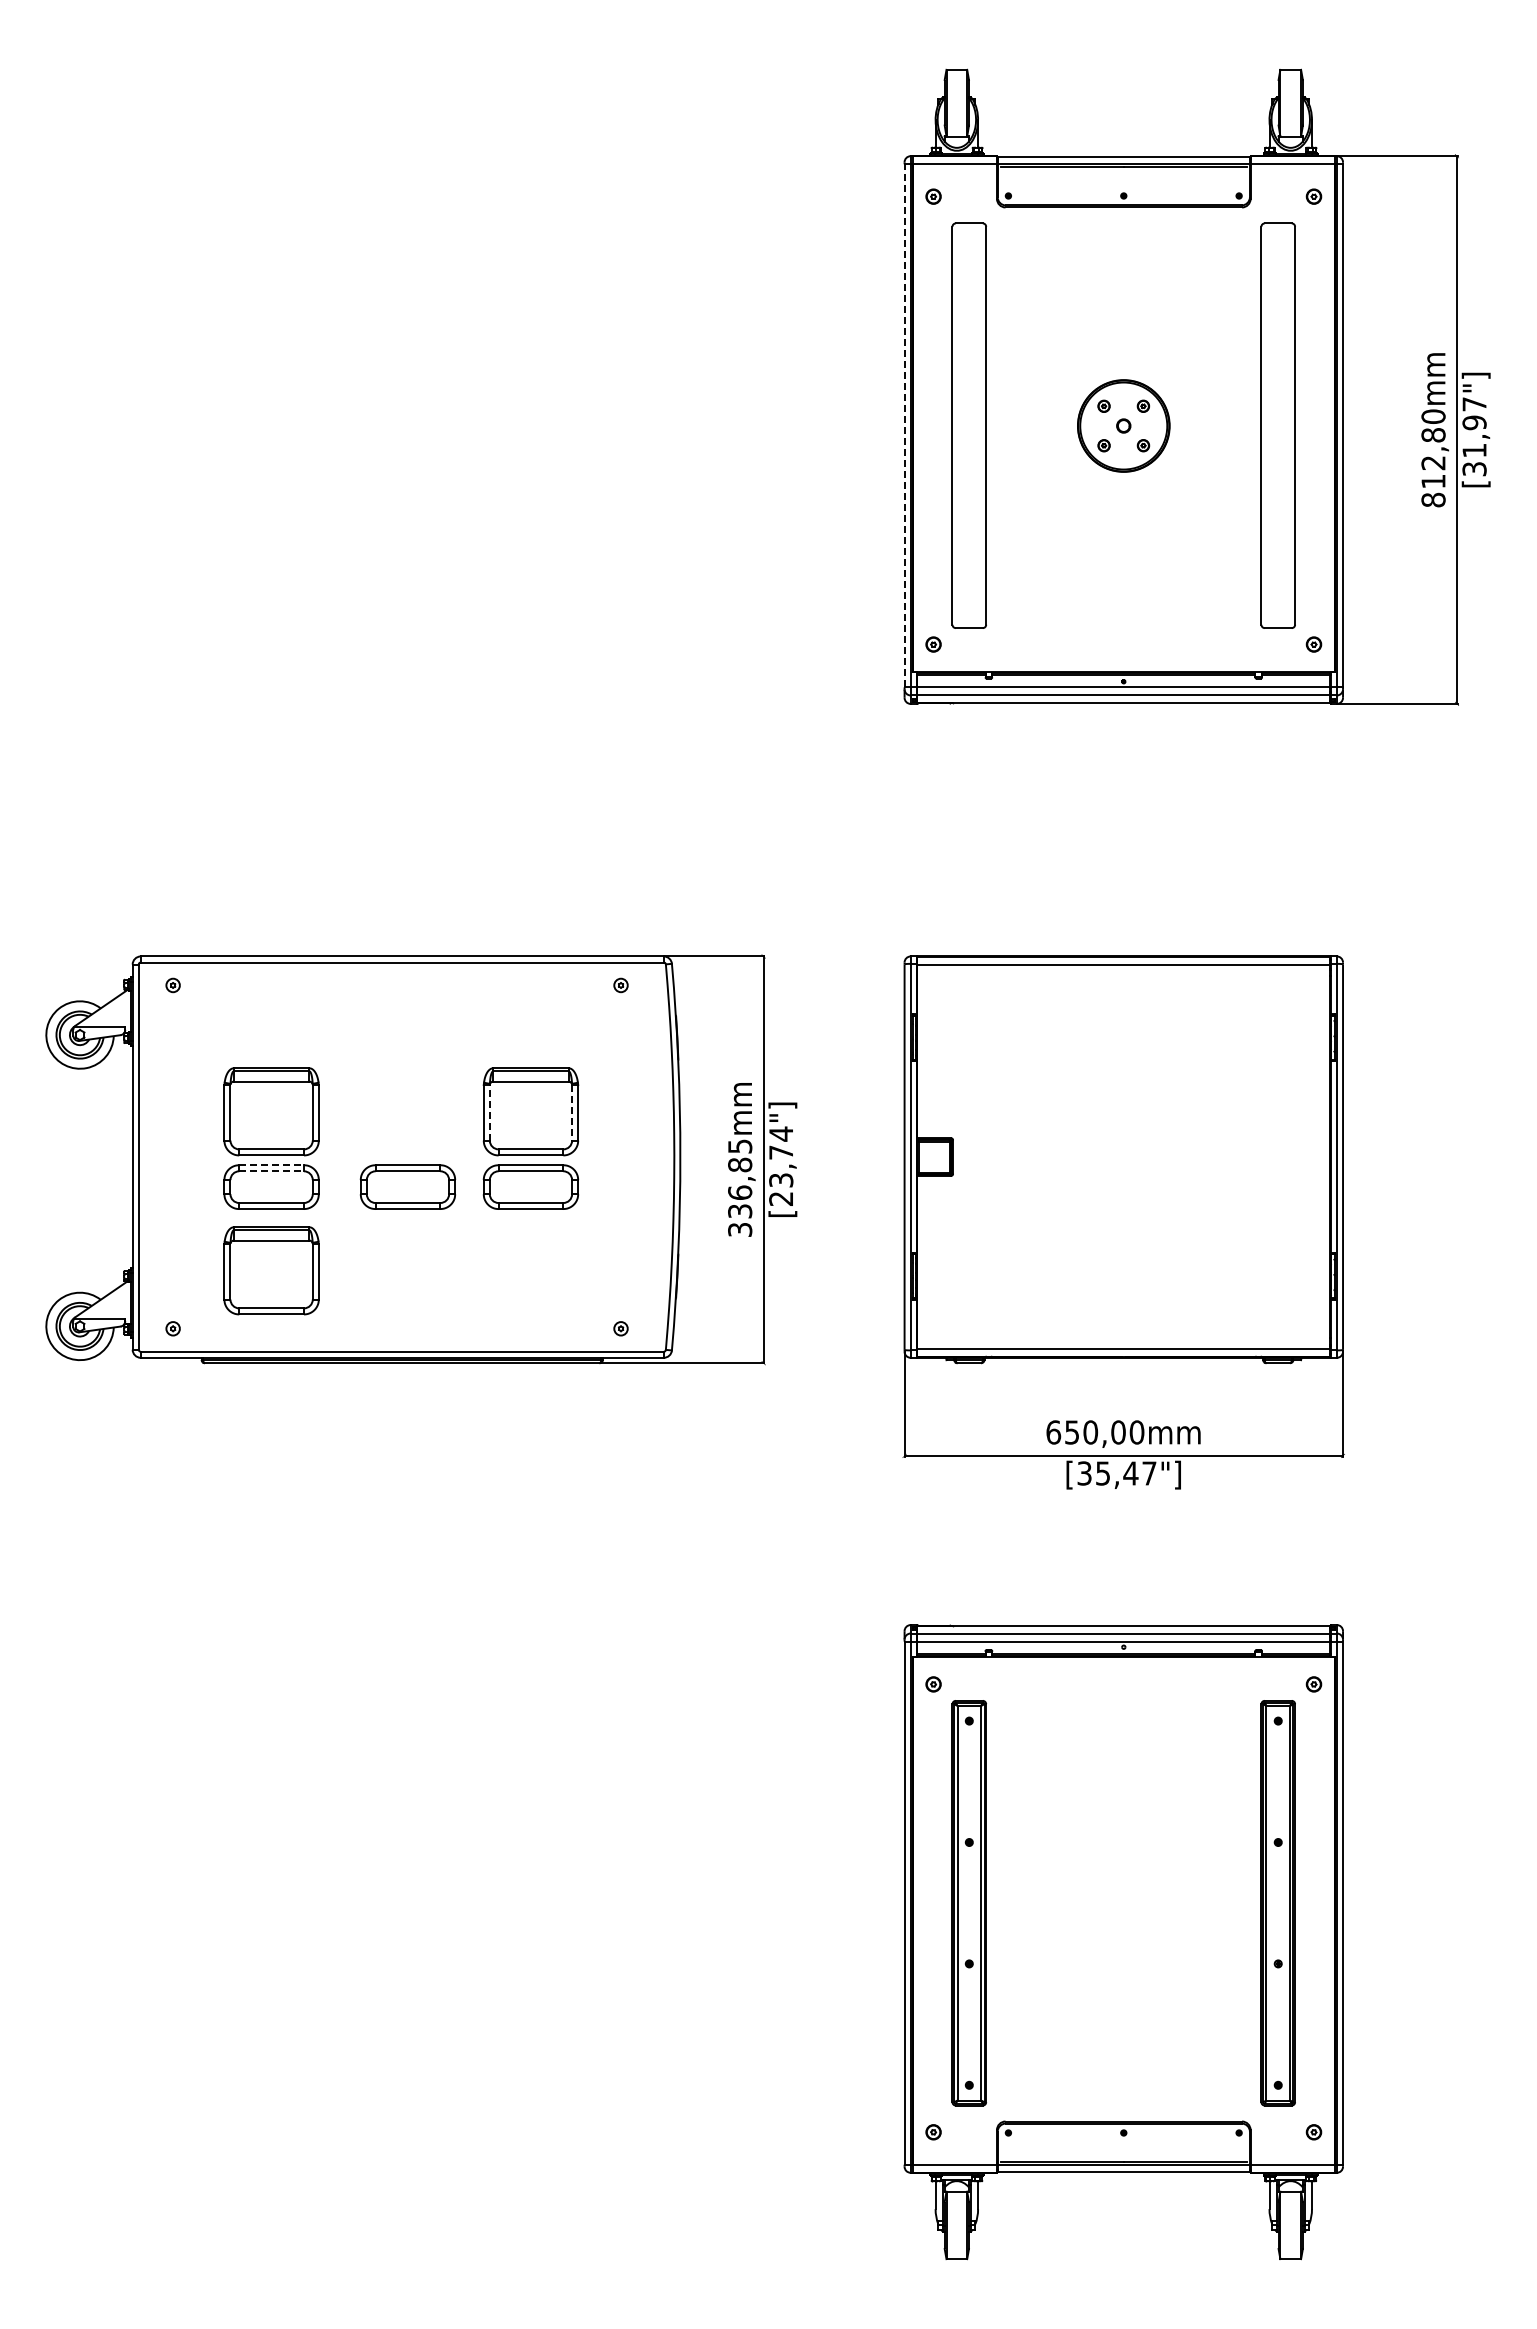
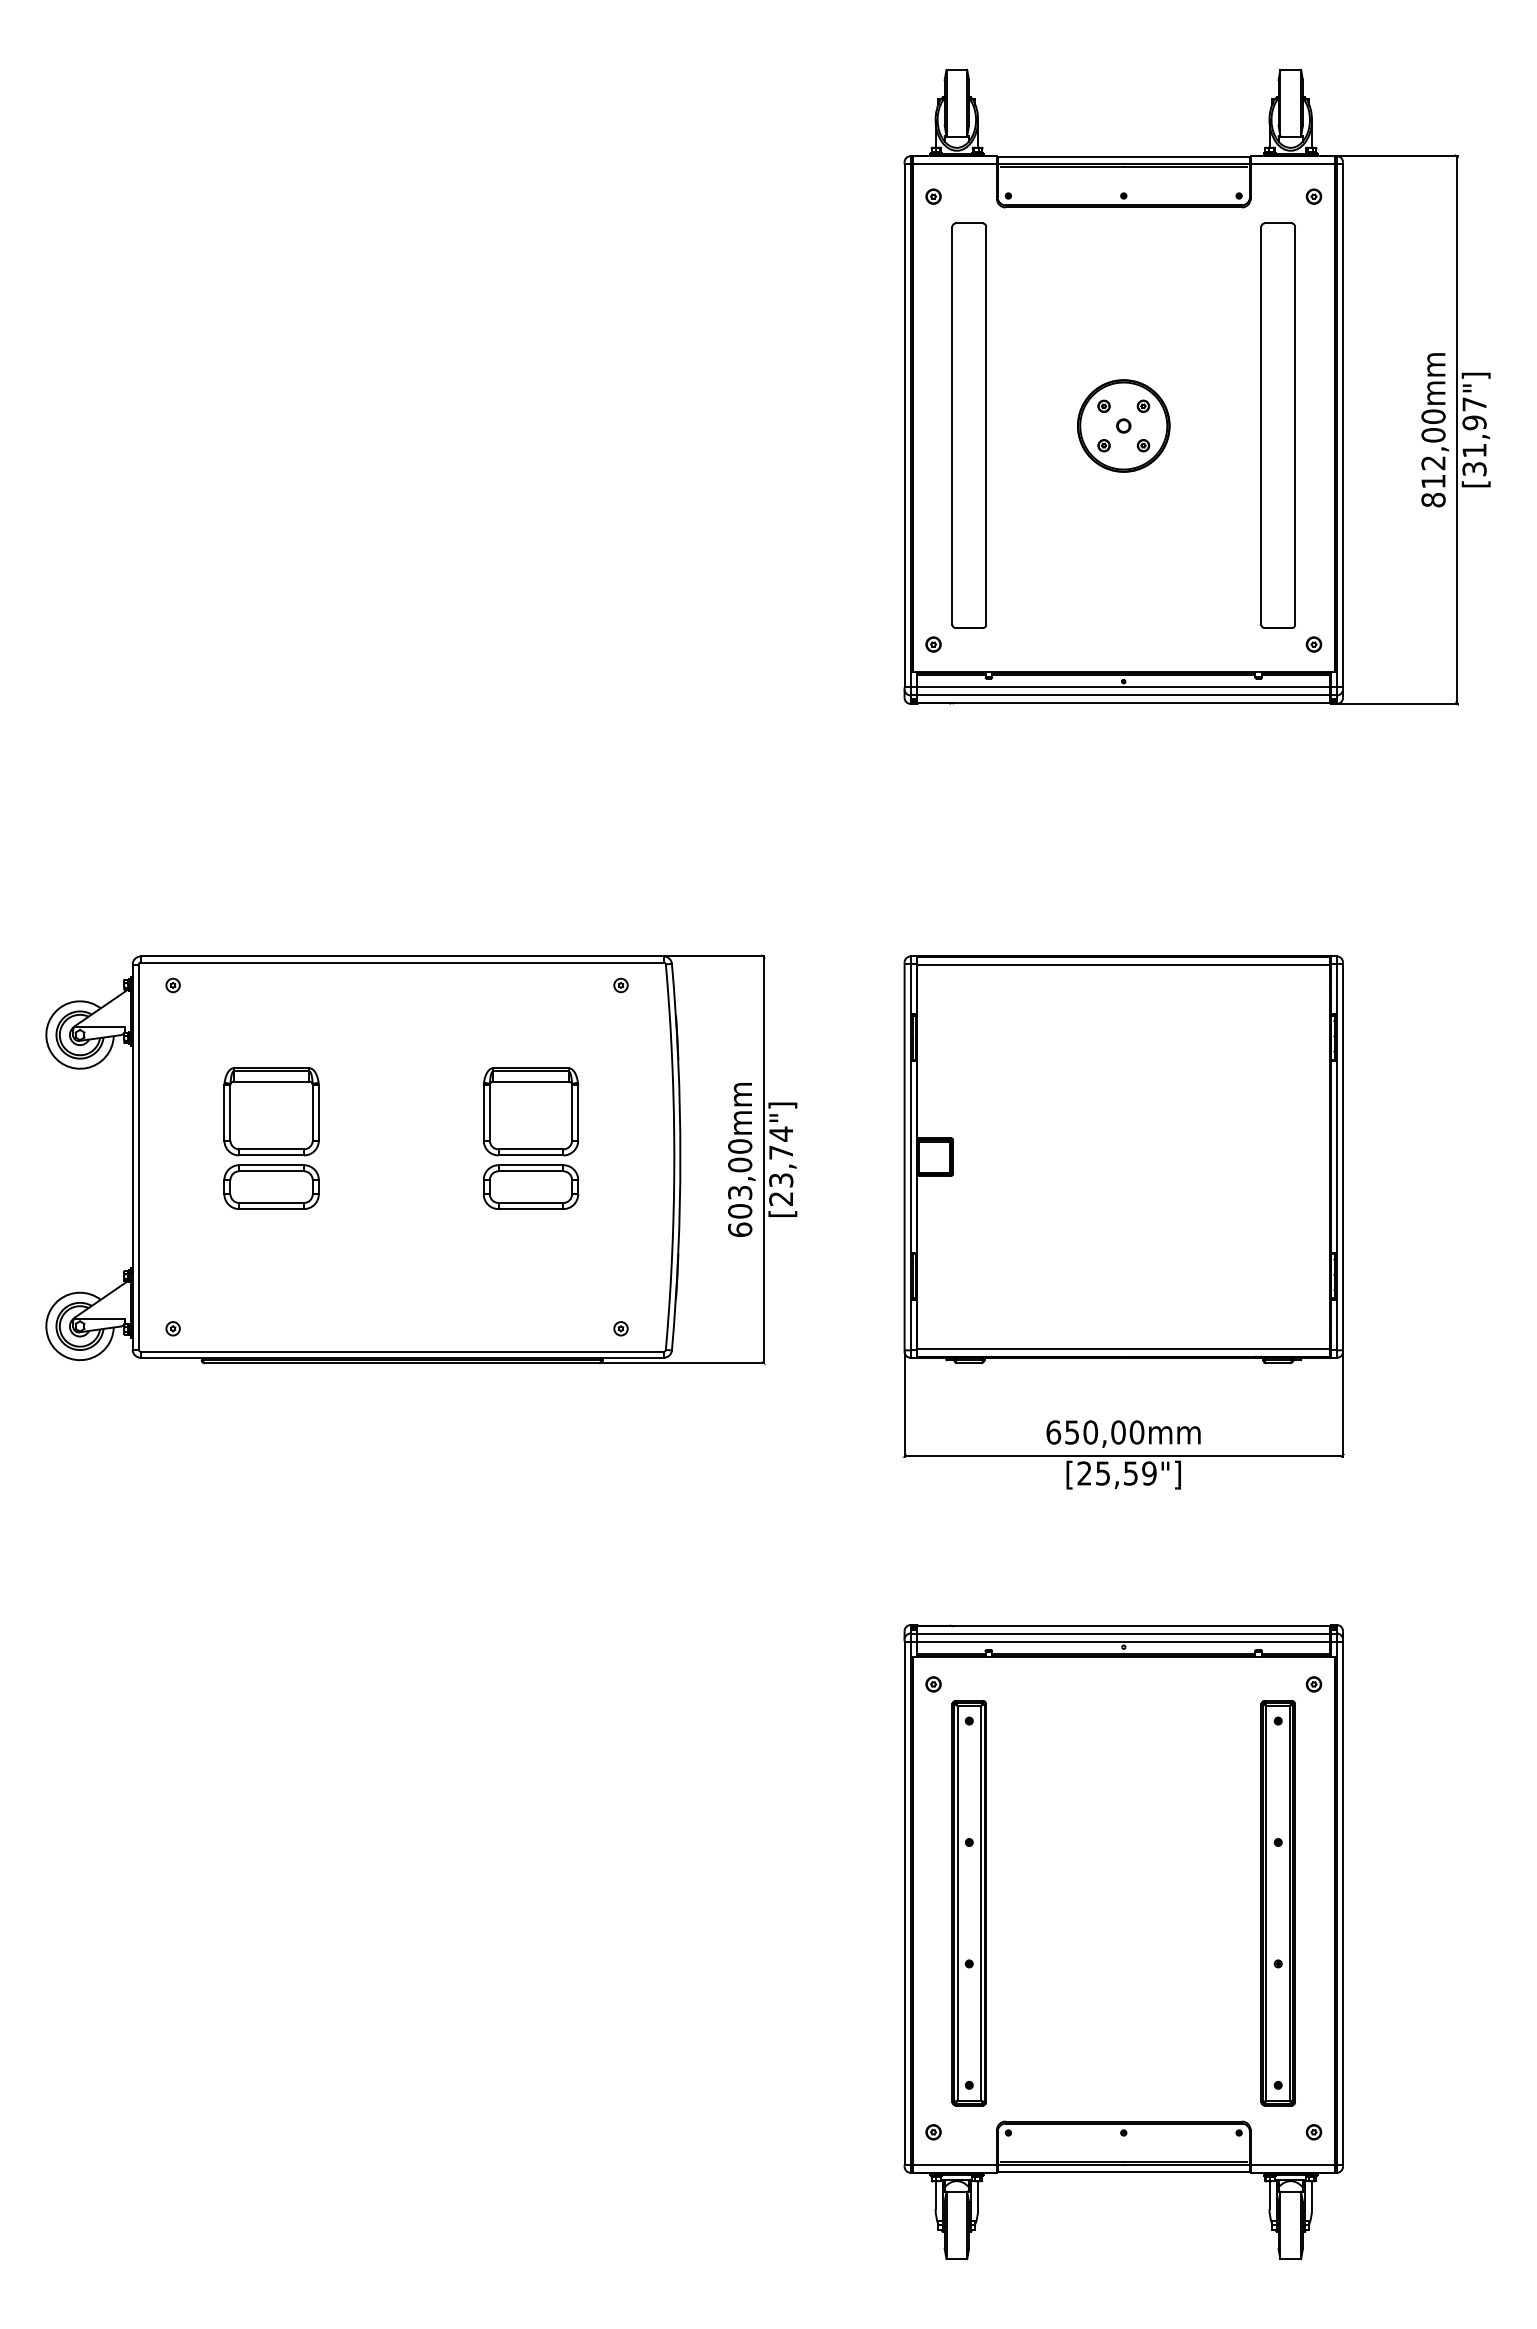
line: dashed -> solid (904, 425)
text: 812,80mm -> 812,00mm (1433, 435)
line: dashed -> solid (489, 1112)
line: dashed -> solid (572, 1112)
line: dashed -> solid (272, 1165)
line: dashed -> solid (272, 1171)
part: present -> none (407, 1186)
text: 336,85mm -> 603,00mm (740, 1188)
part: present -> none (271, 1270)
text: [35,47"] -> [25,59"] (1116, 1473)
